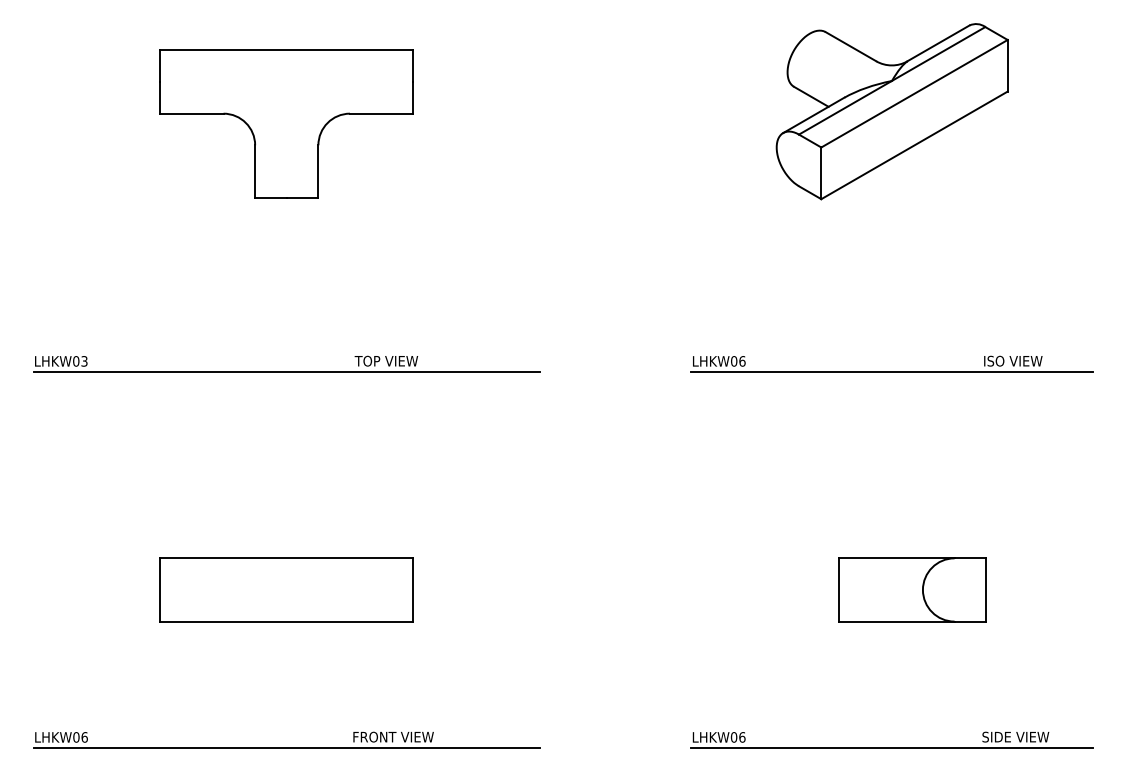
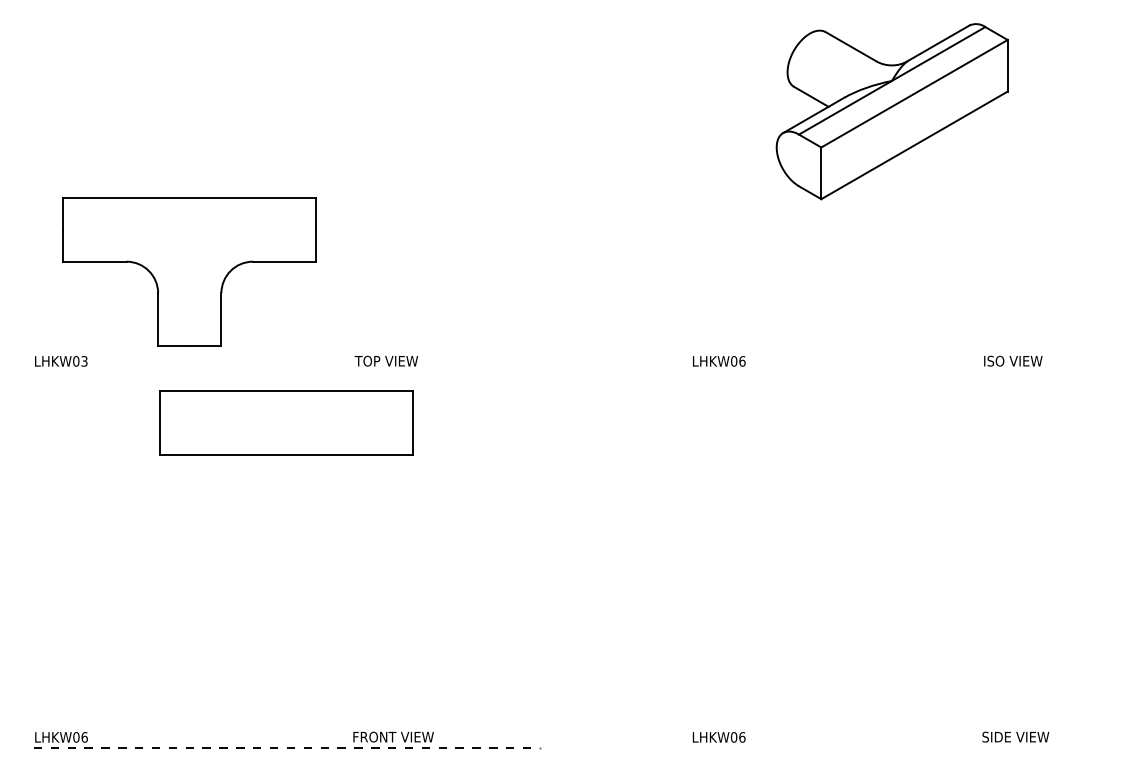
part position: (286, 123) -> (189, 271) (189, 271)
line: present -> none (286, 372)
line: present -> none (891, 372)
part position: (286, 589) -> (286, 422) (286, 422)
part: present -> none (912, 589)
line: solid -> dashed (286, 748)
line: present -> none (891, 748)
